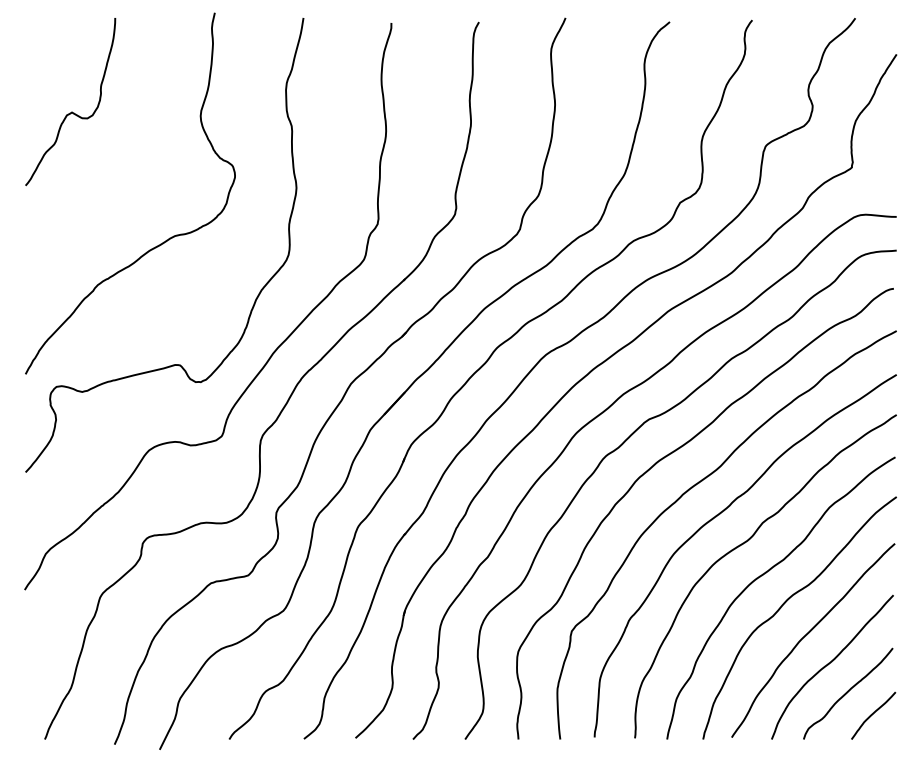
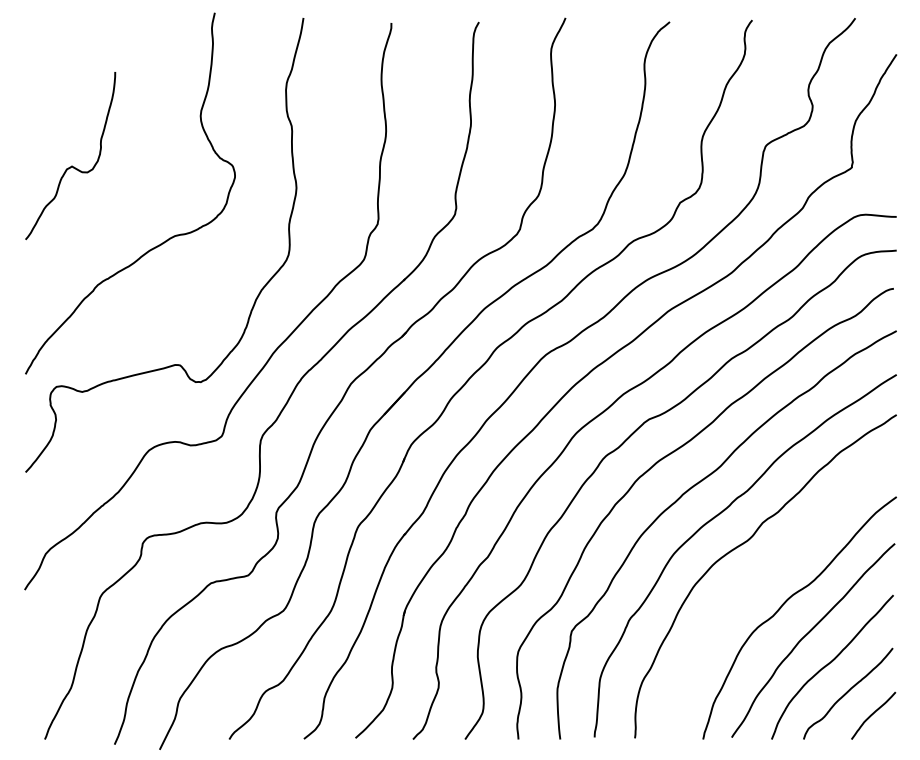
curve position: (71, 111) -> (71, 165) (71, 165)
curve: present -> none (762, 576)
